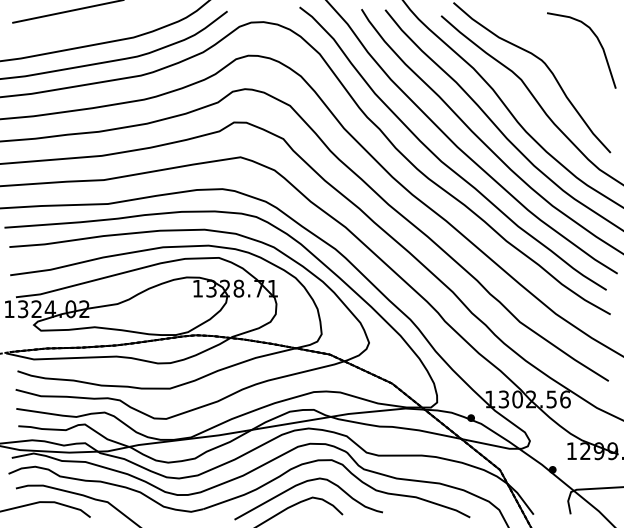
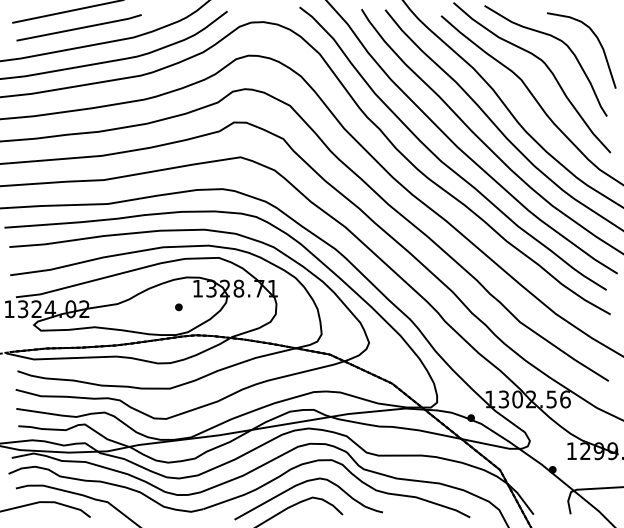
line: none -> present (78, 27)
curve: none -> present (556, 39)
part: none -> present (178, 307)
